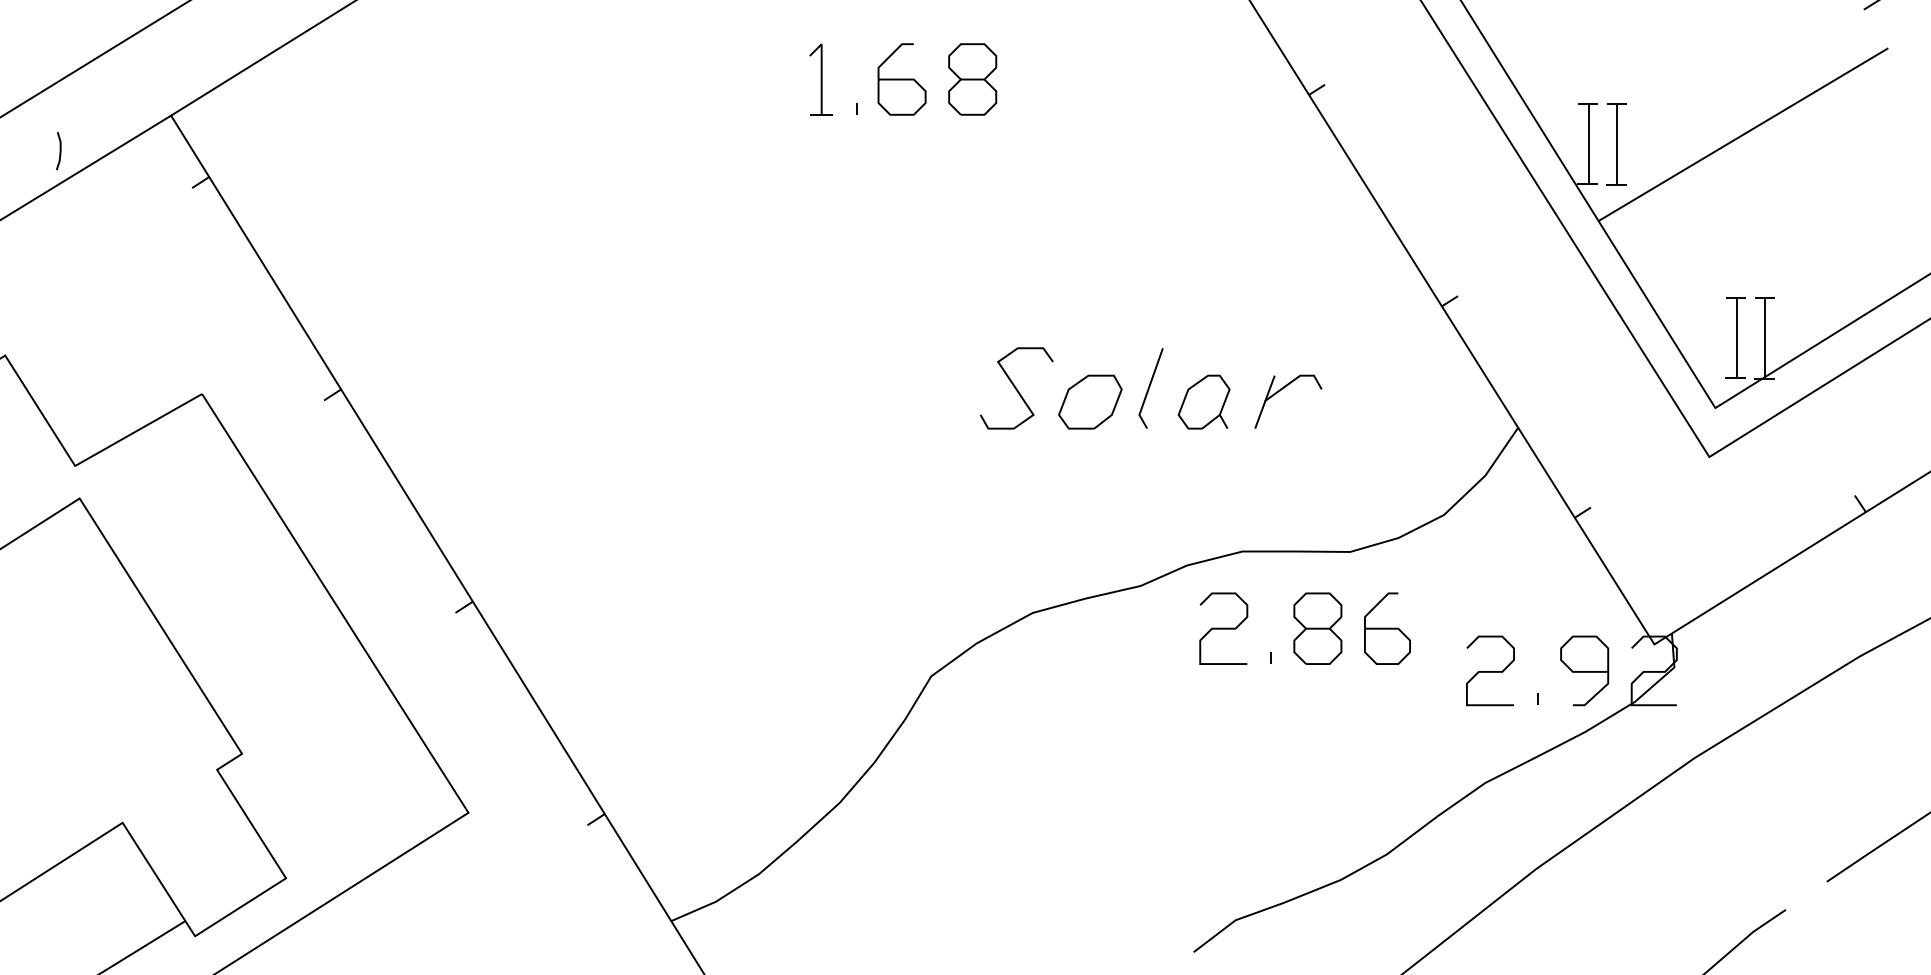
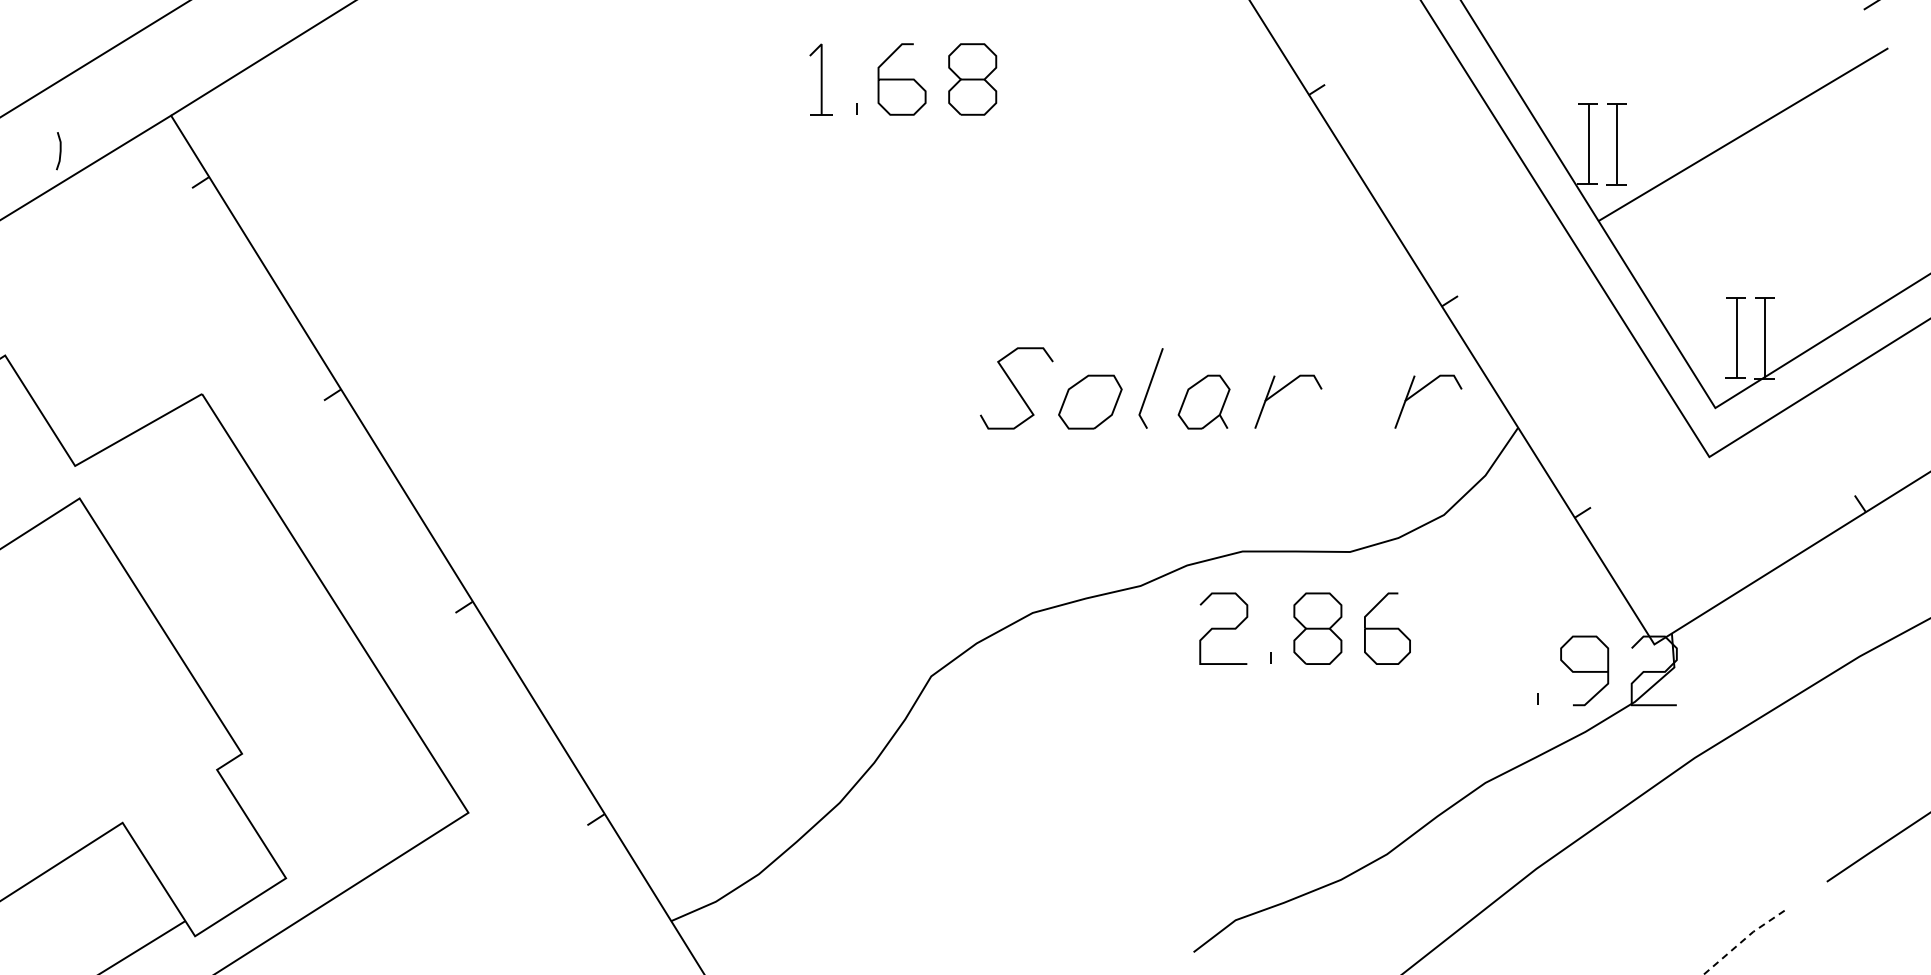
part: none -> present (1420, 391)
curve: present -> none (1490, 671)
line: solid -> dashed (1744, 939)
